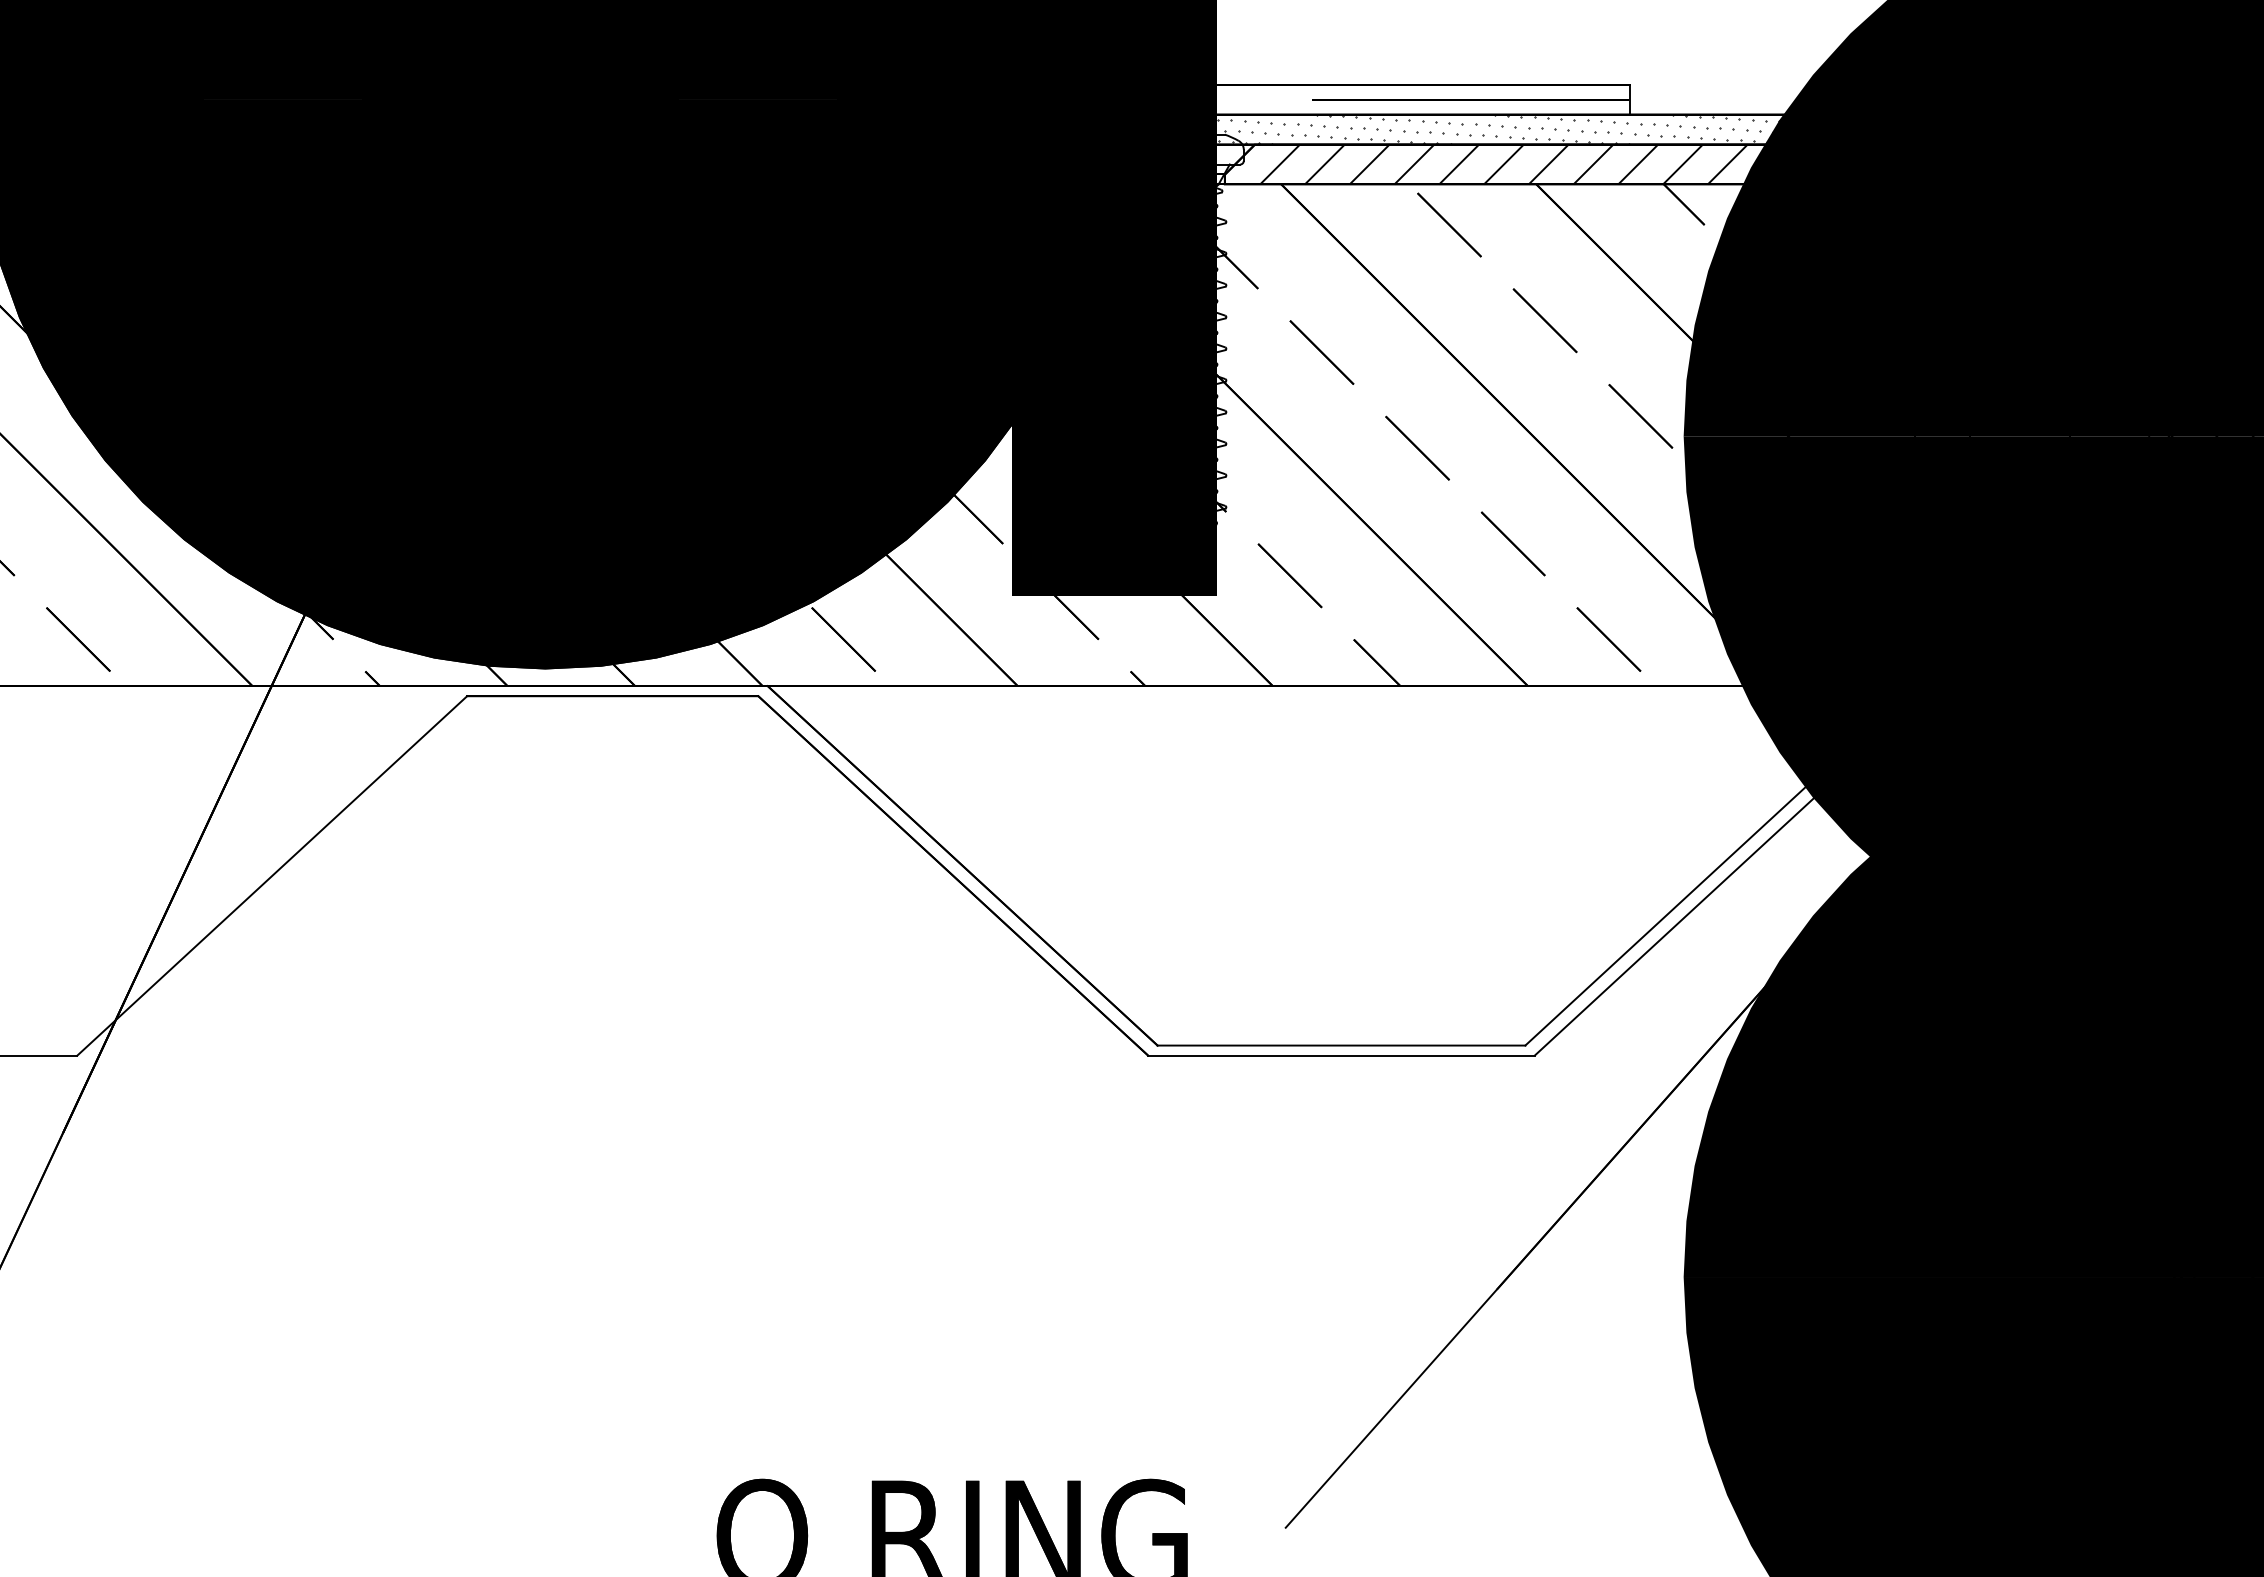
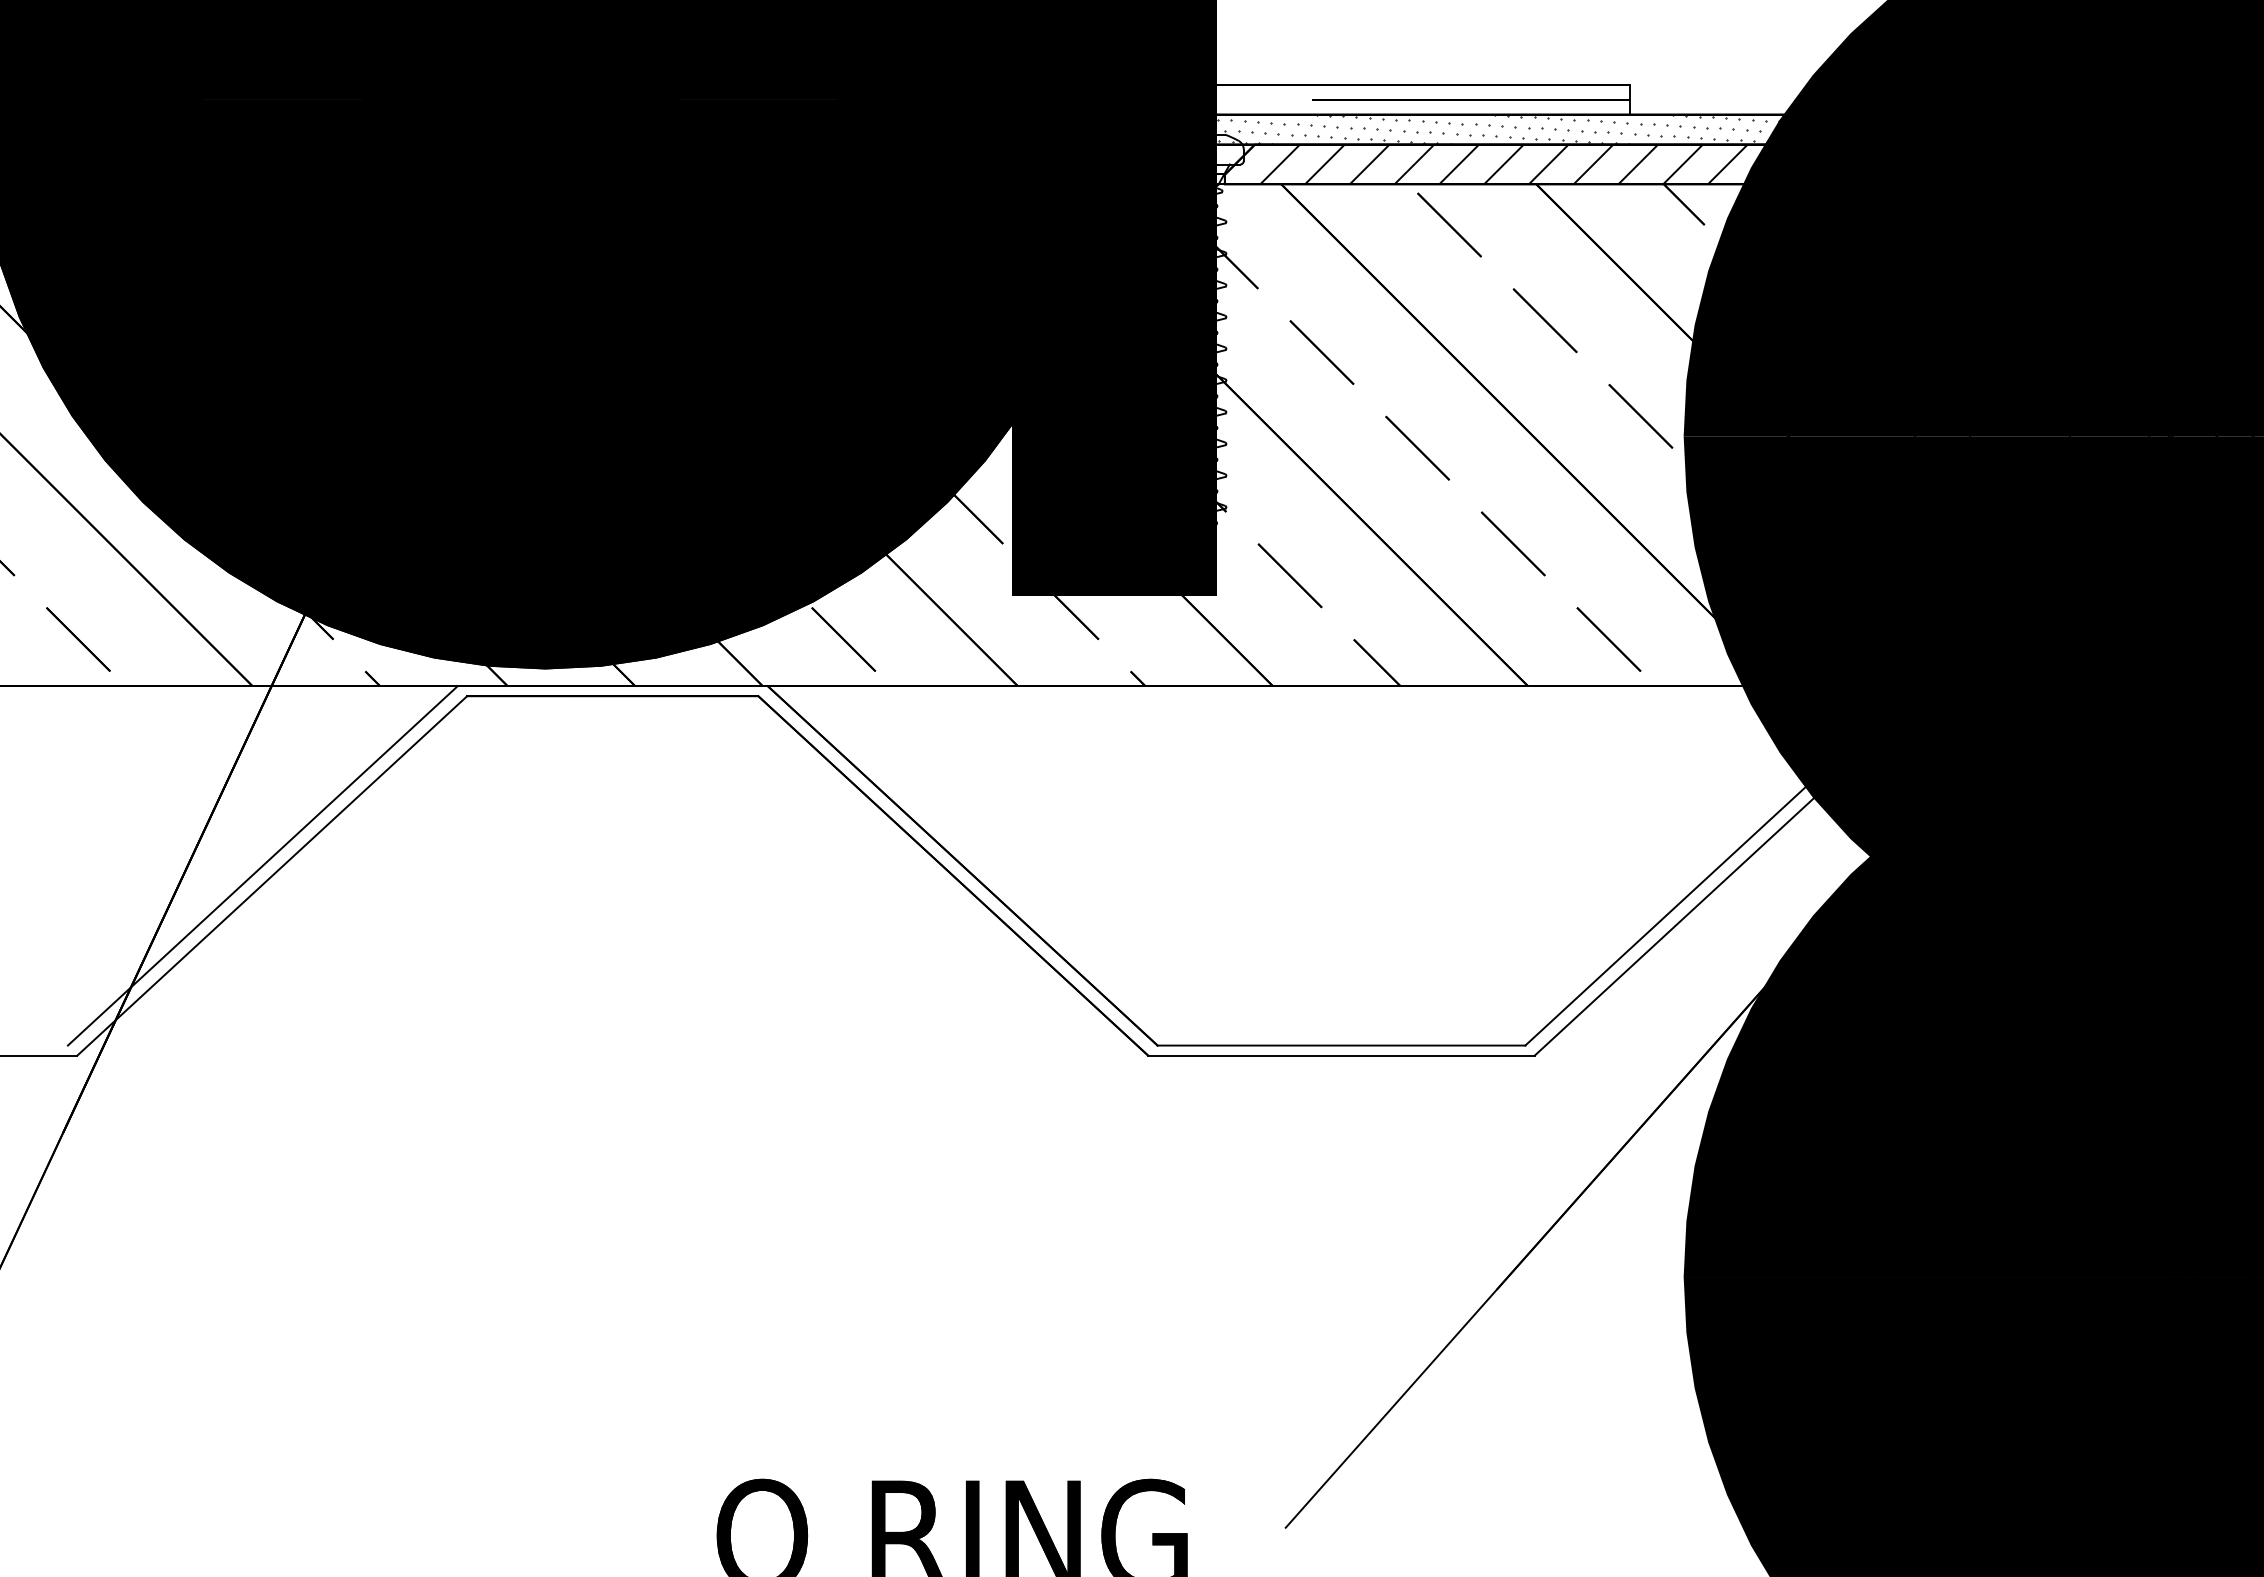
line: none -> present (262, 865)
